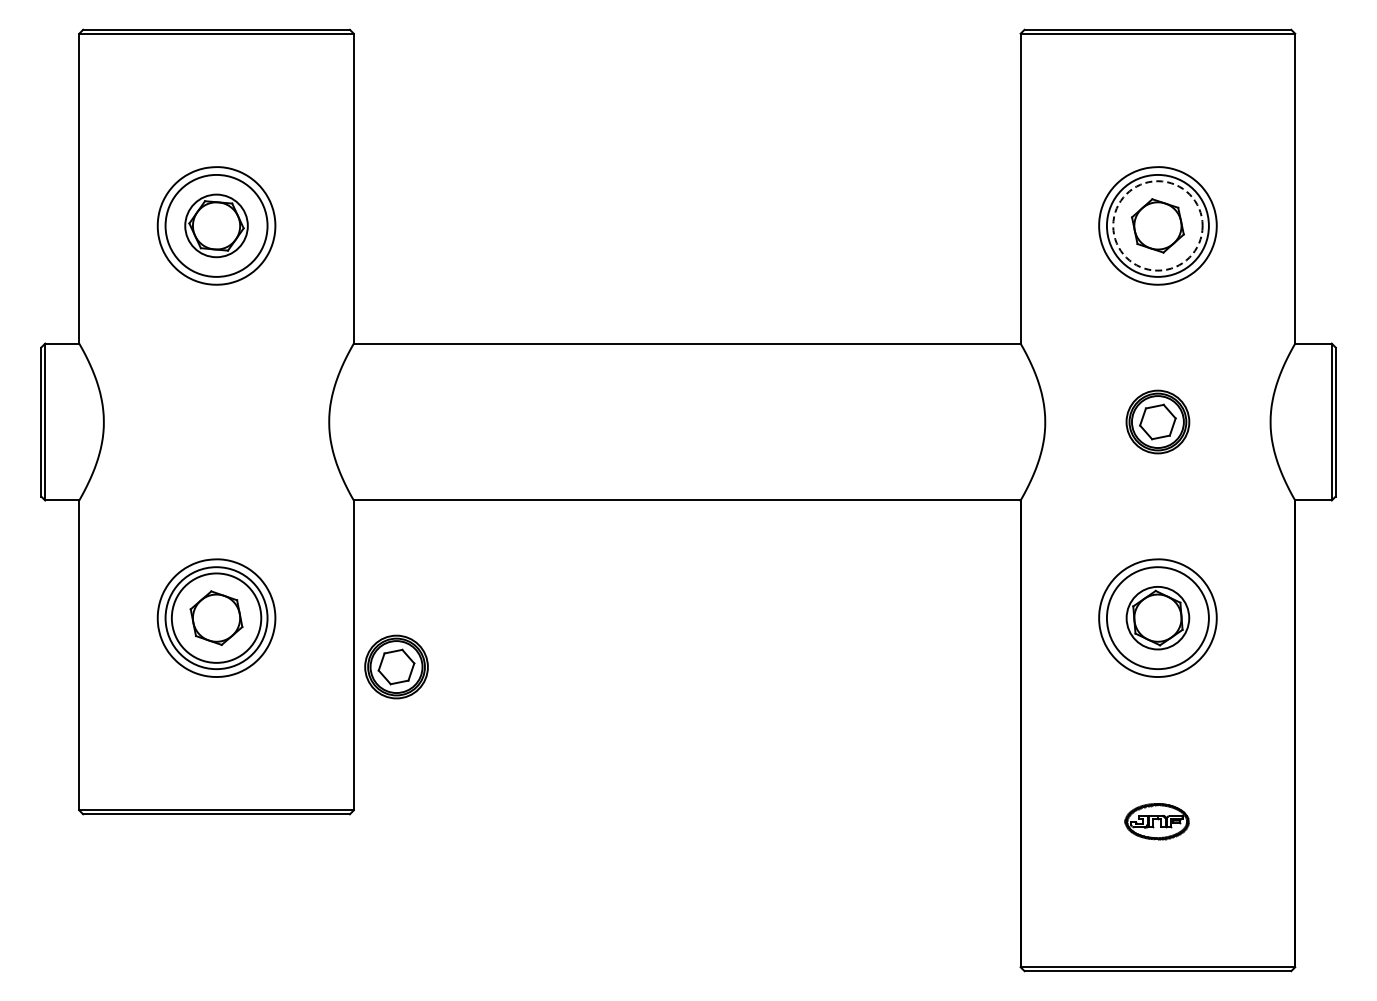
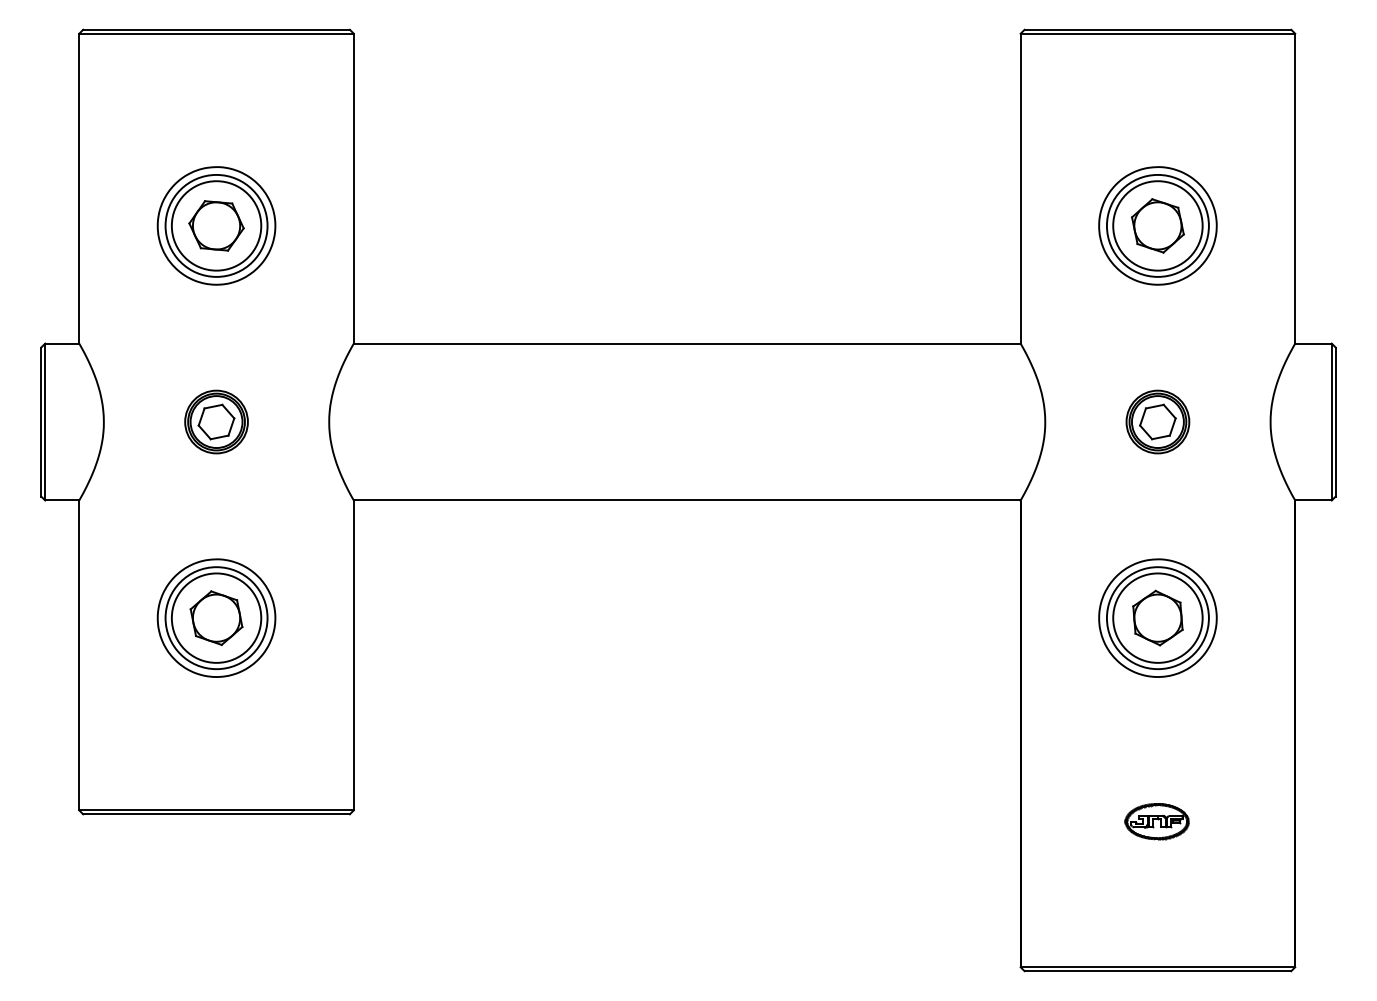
circle diameter: 63 px -> 89 px (216, 225)
circle: dashed -> solid (1157, 225)
circle diameter: 63 px -> 89 px (1157, 617)
part position: (396, 666) -> (216, 421) (216, 421)
